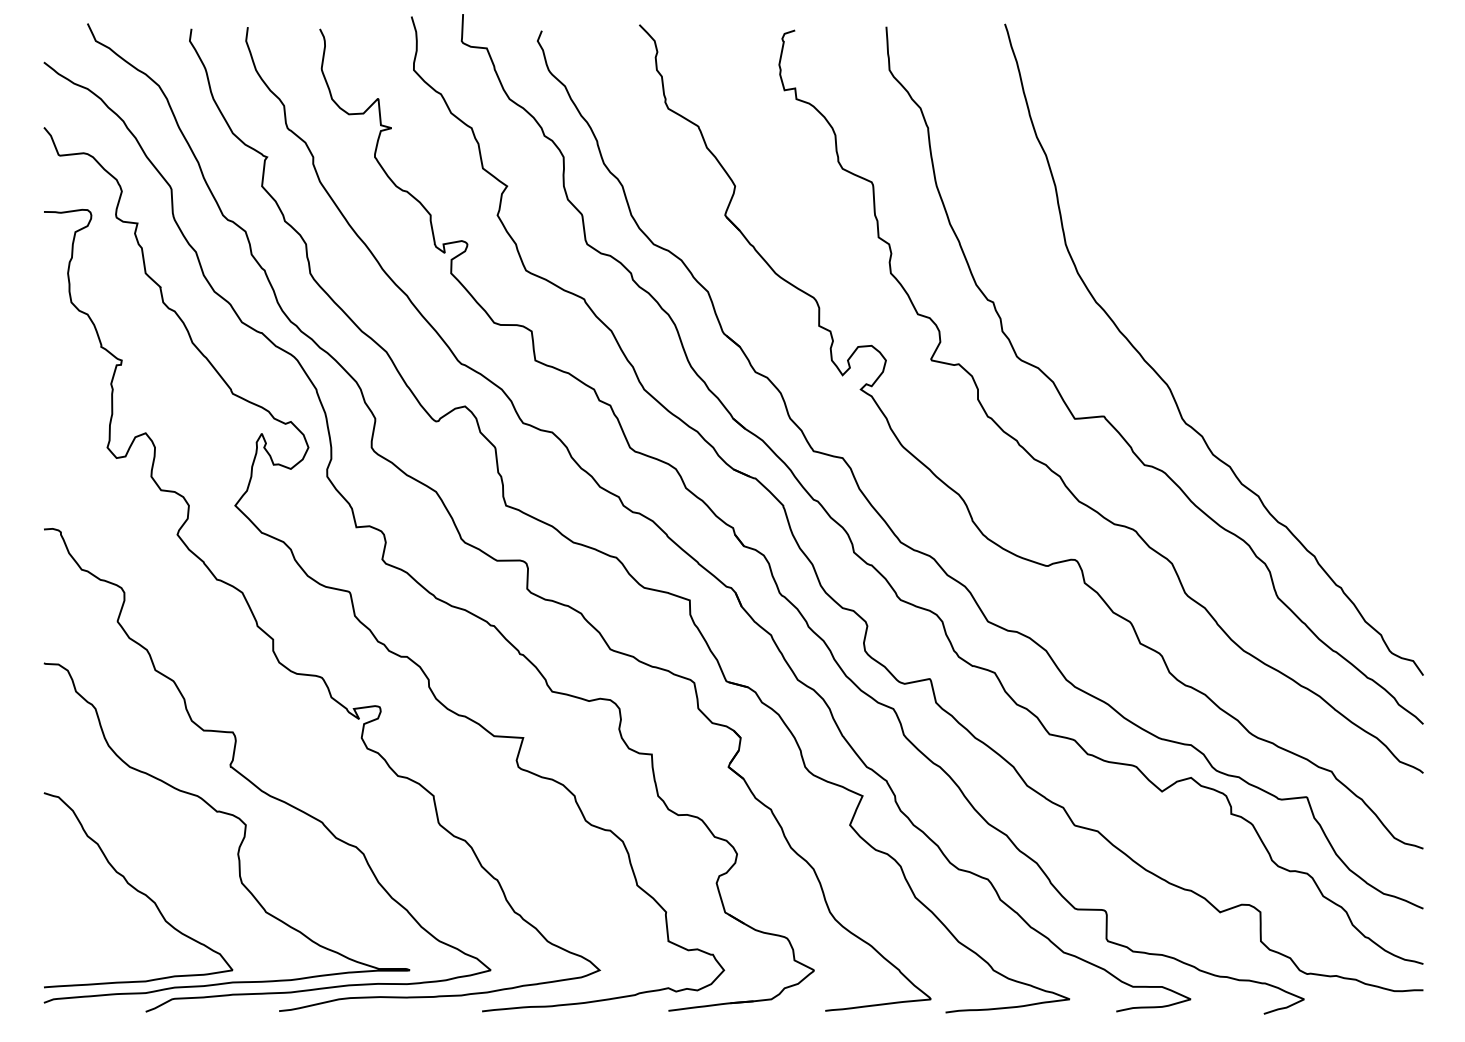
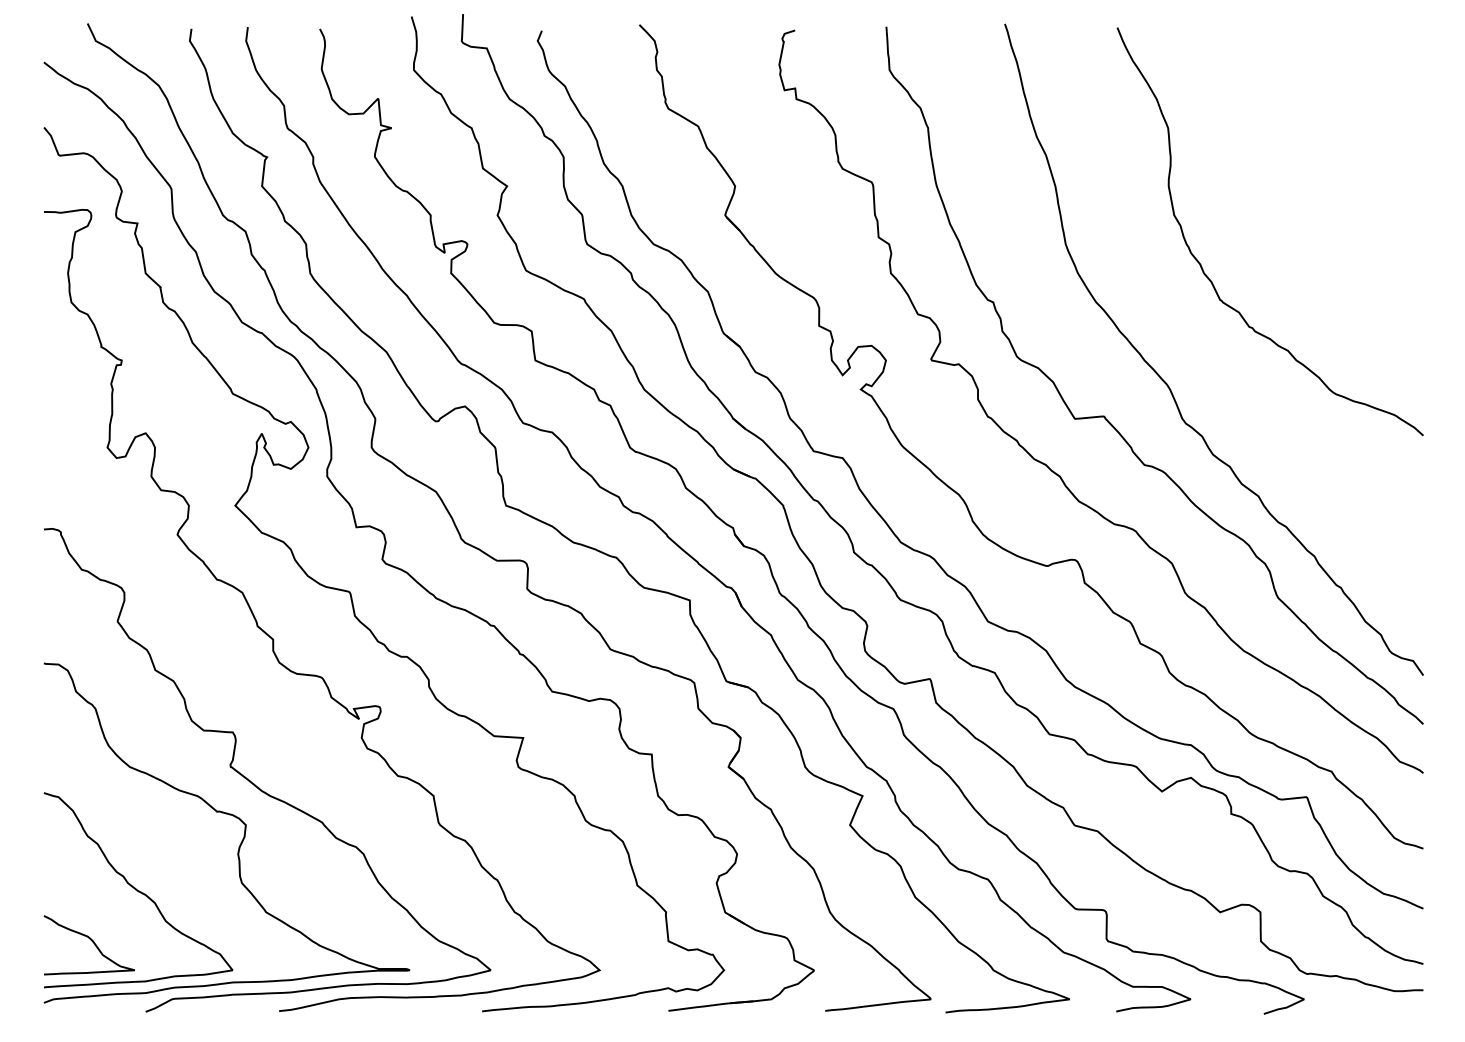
curve: none -> present (1201, 264)
curve: none -> present (91, 941)
